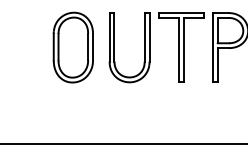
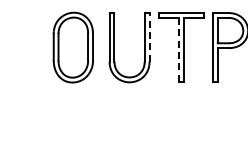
line: solid -> dashed (149, 36)
line: solid -> dashed (178, 50)
line: present -> none (123, 144)
